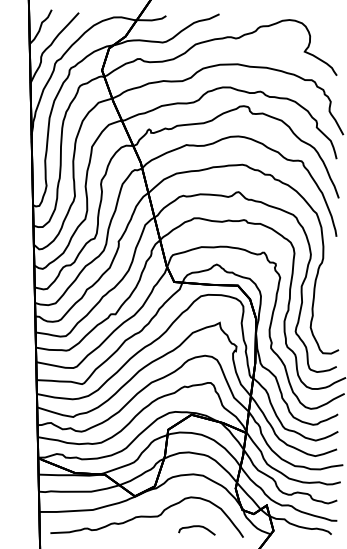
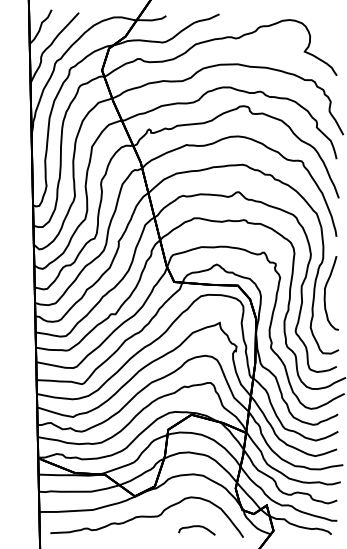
curve: none -> present (325, 293)
